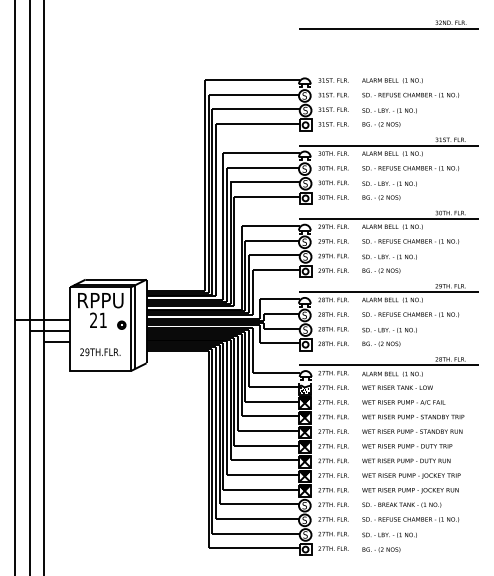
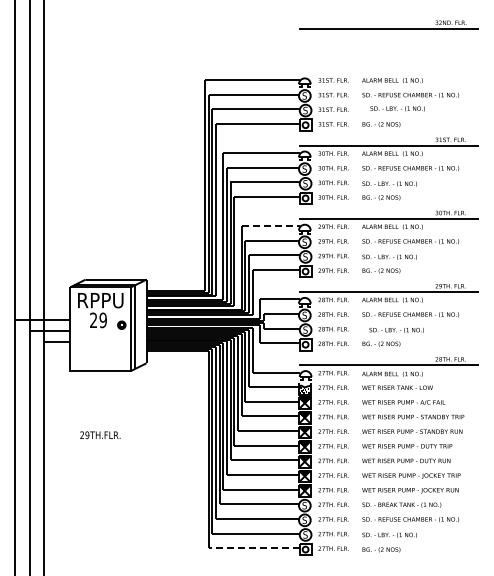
text position: (389, 110) -> (397, 108) (397, 108)
line: solid -> dashed (271, 226)
text: 21 -> 29 (102, 320)
text position: (389, 330) -> (396, 330) (396, 330)
text position: (100, 352) -> (100, 435) (100, 435)
line: solid -> dashed (254, 548)
